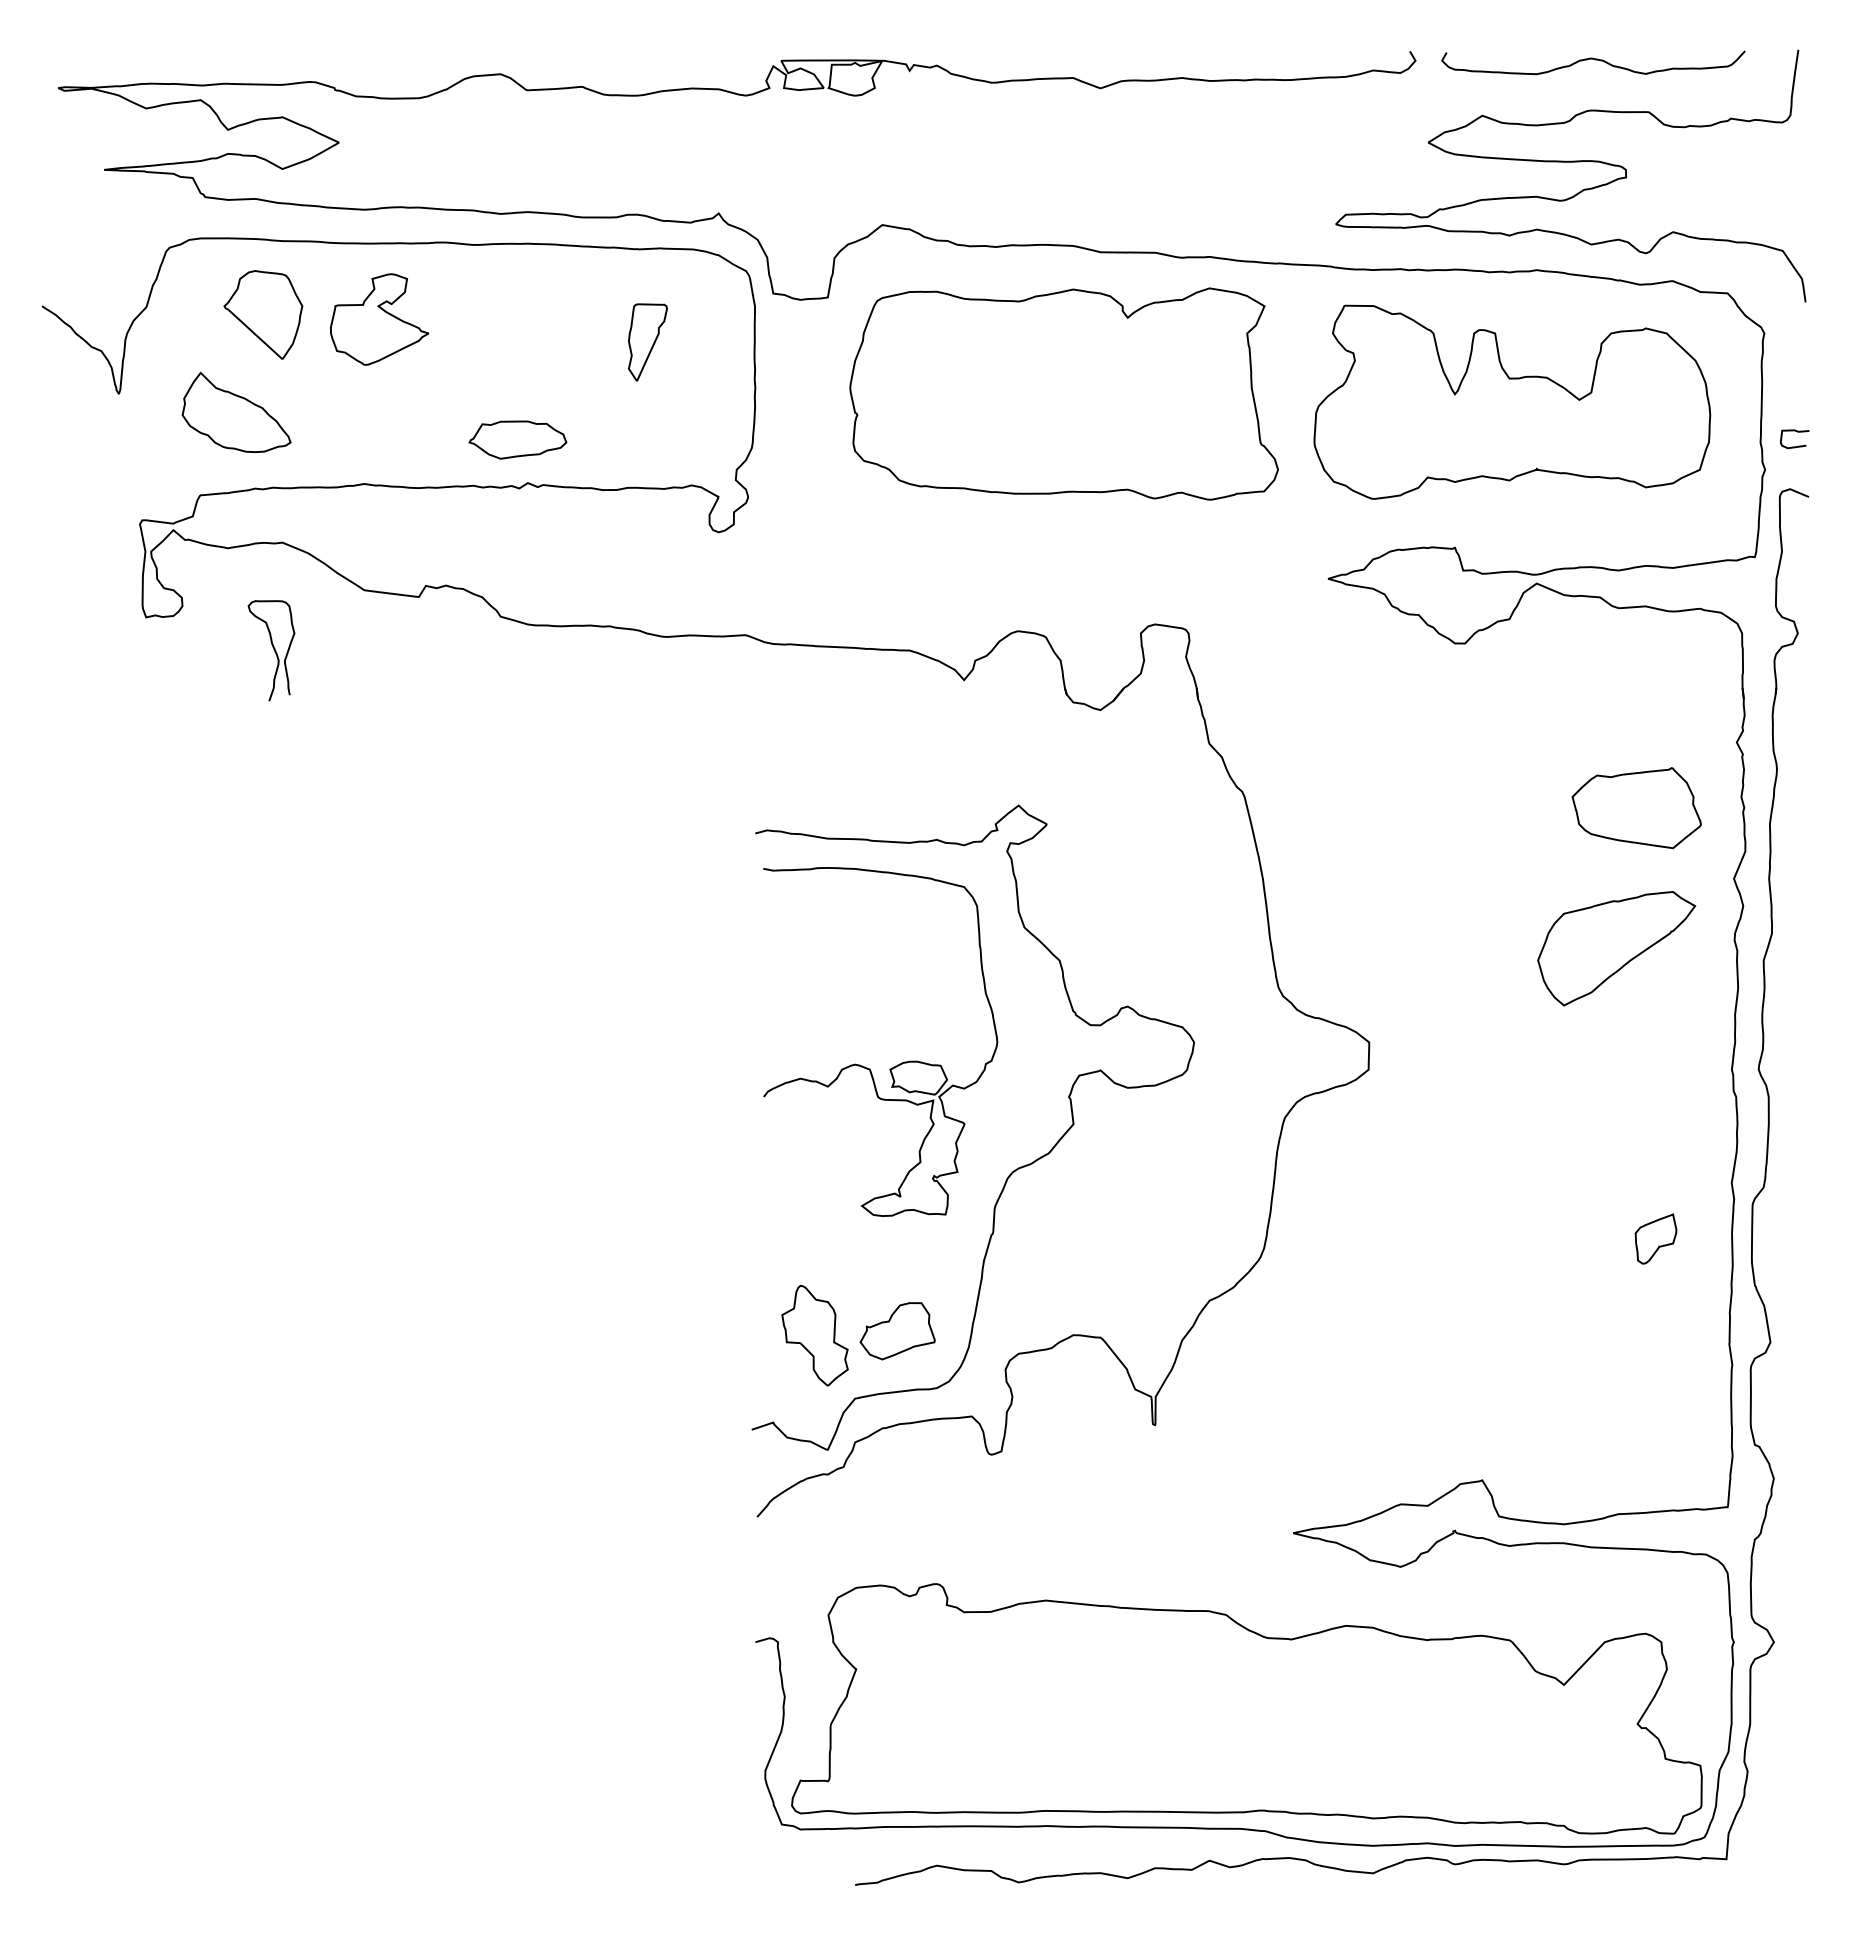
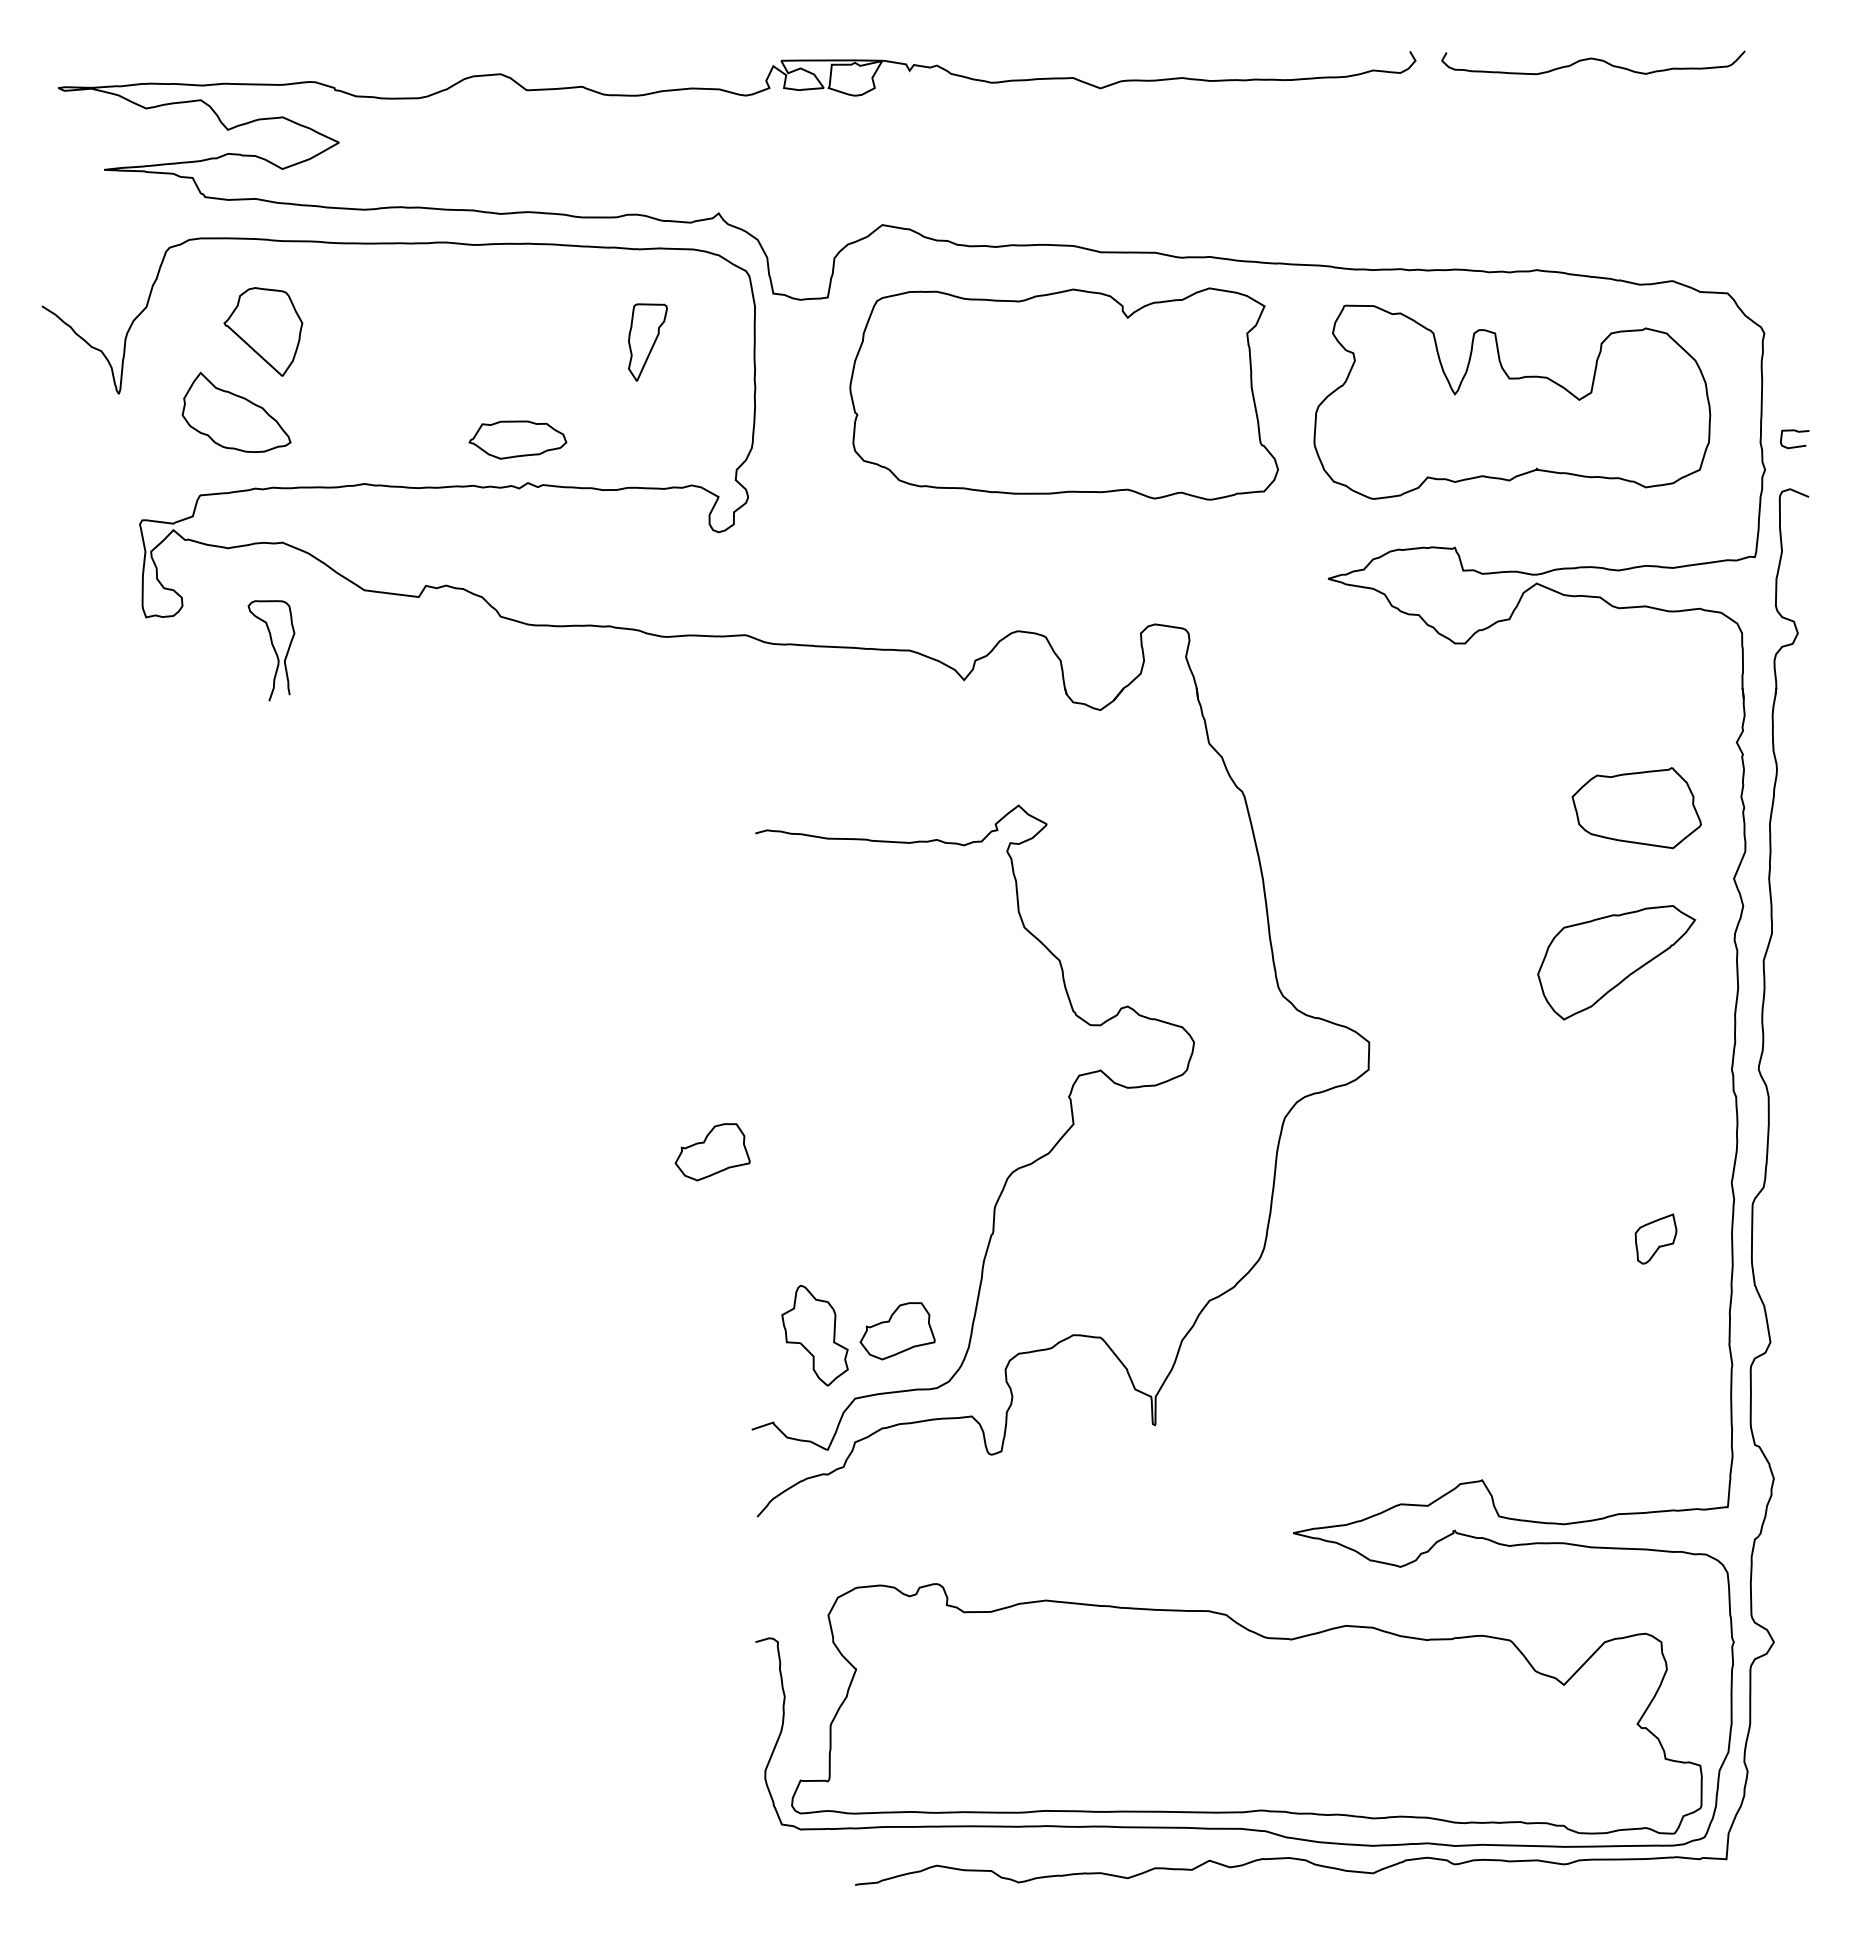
curve: present -> none (1570, 162)
part position: (263, 314) -> (263, 331) (263, 331)
part: present -> none (379, 319)
part position: (1616, 948) -> (1616, 962) (1616, 962)
part: present -> none (895, 1065)
part: none -> present (712, 1152)
